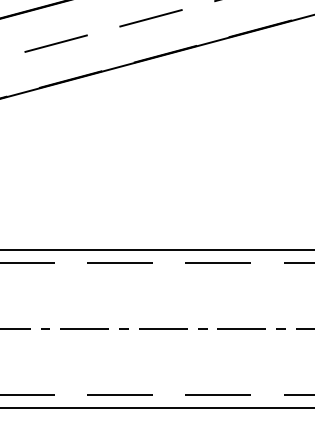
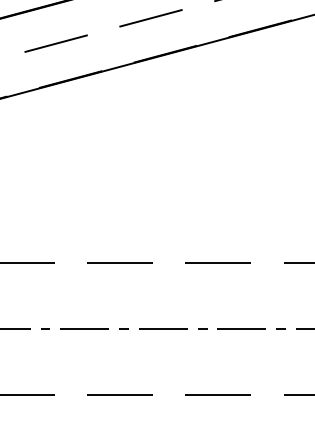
line: present -> none (156, 249)
line: present -> none (156, 408)
